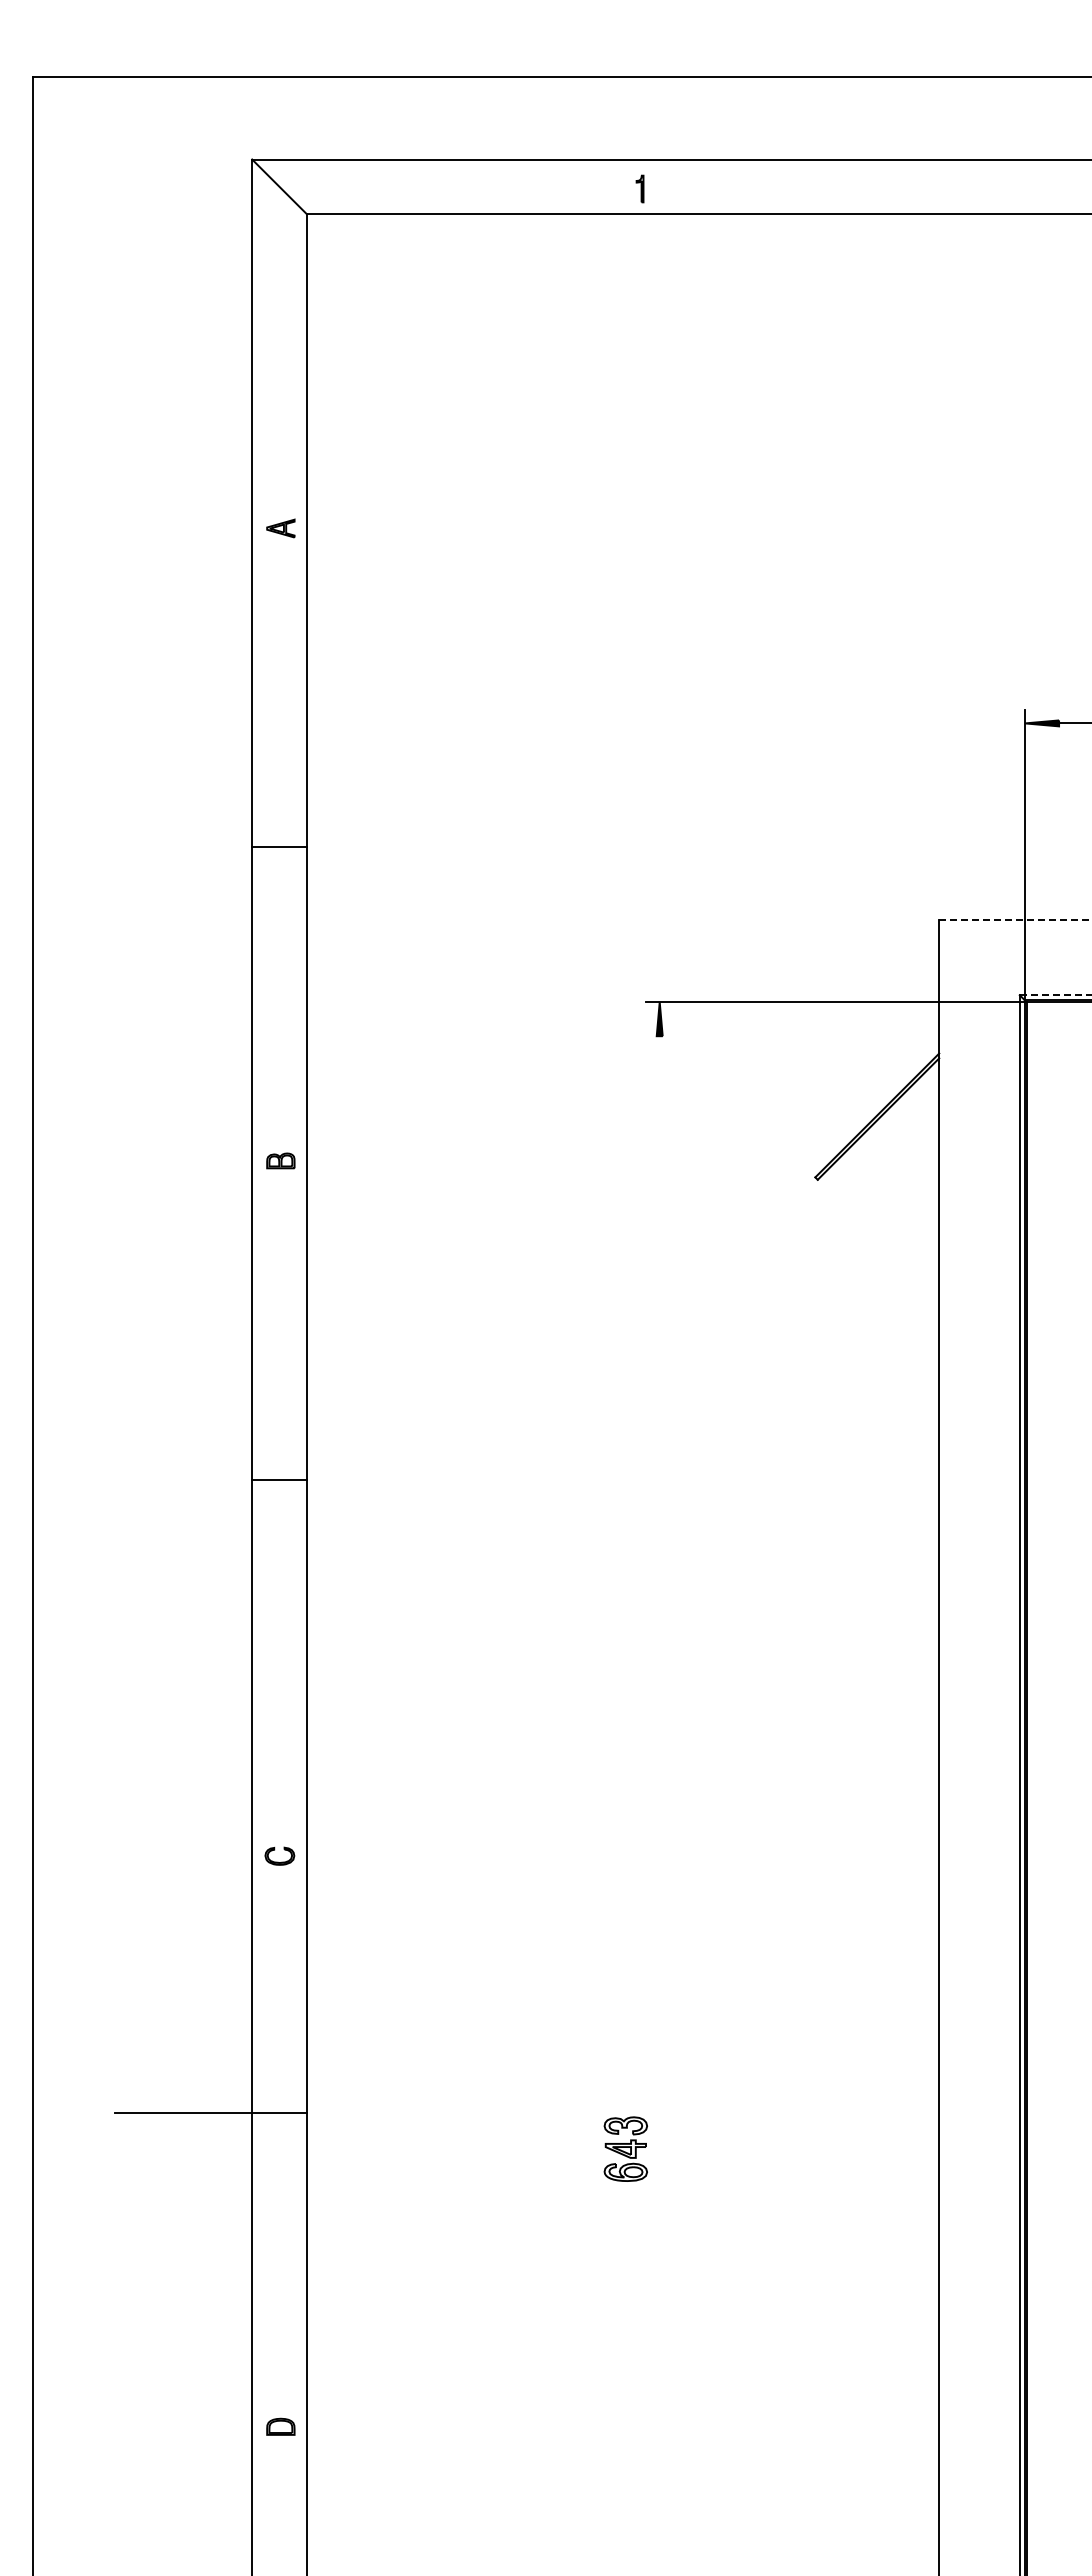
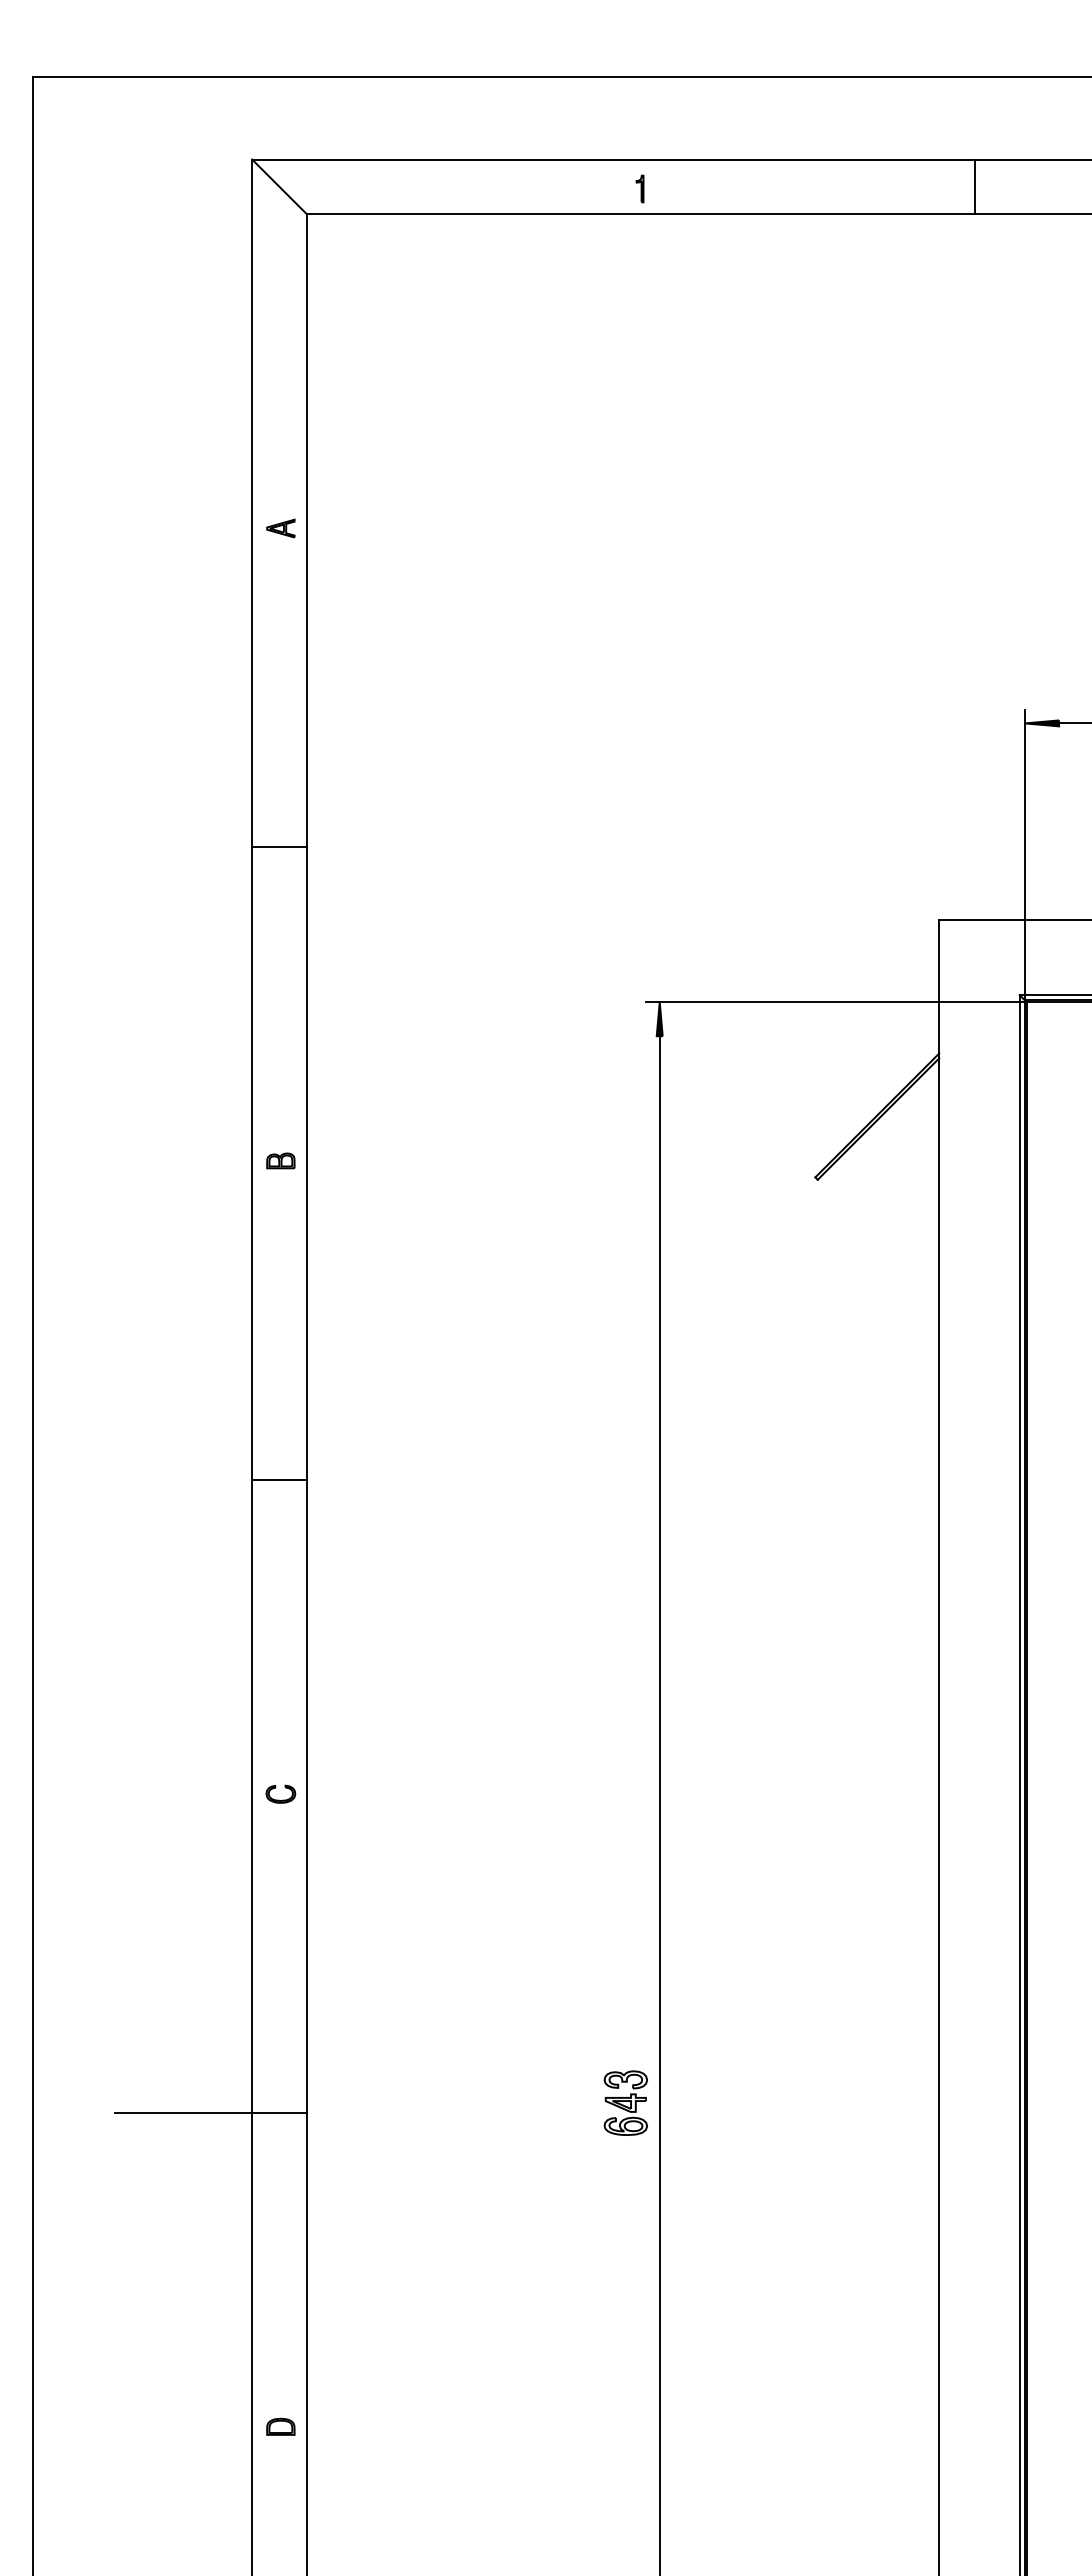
line: none -> present (975, 186)
line: dashed -> solid (1015, 919)
line: dashed -> solid (1055, 995)
line: none -> present (659, 1804)
part position: (278, 1861) -> (279, 1799) (279, 1799)
part position: (625, 2148) -> (625, 2102) (625, 2102)
